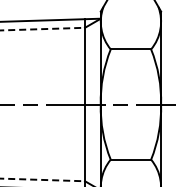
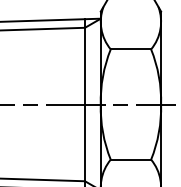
line: dashed -> solid (43, 29)
line: dashed -> solid (43, 179)
